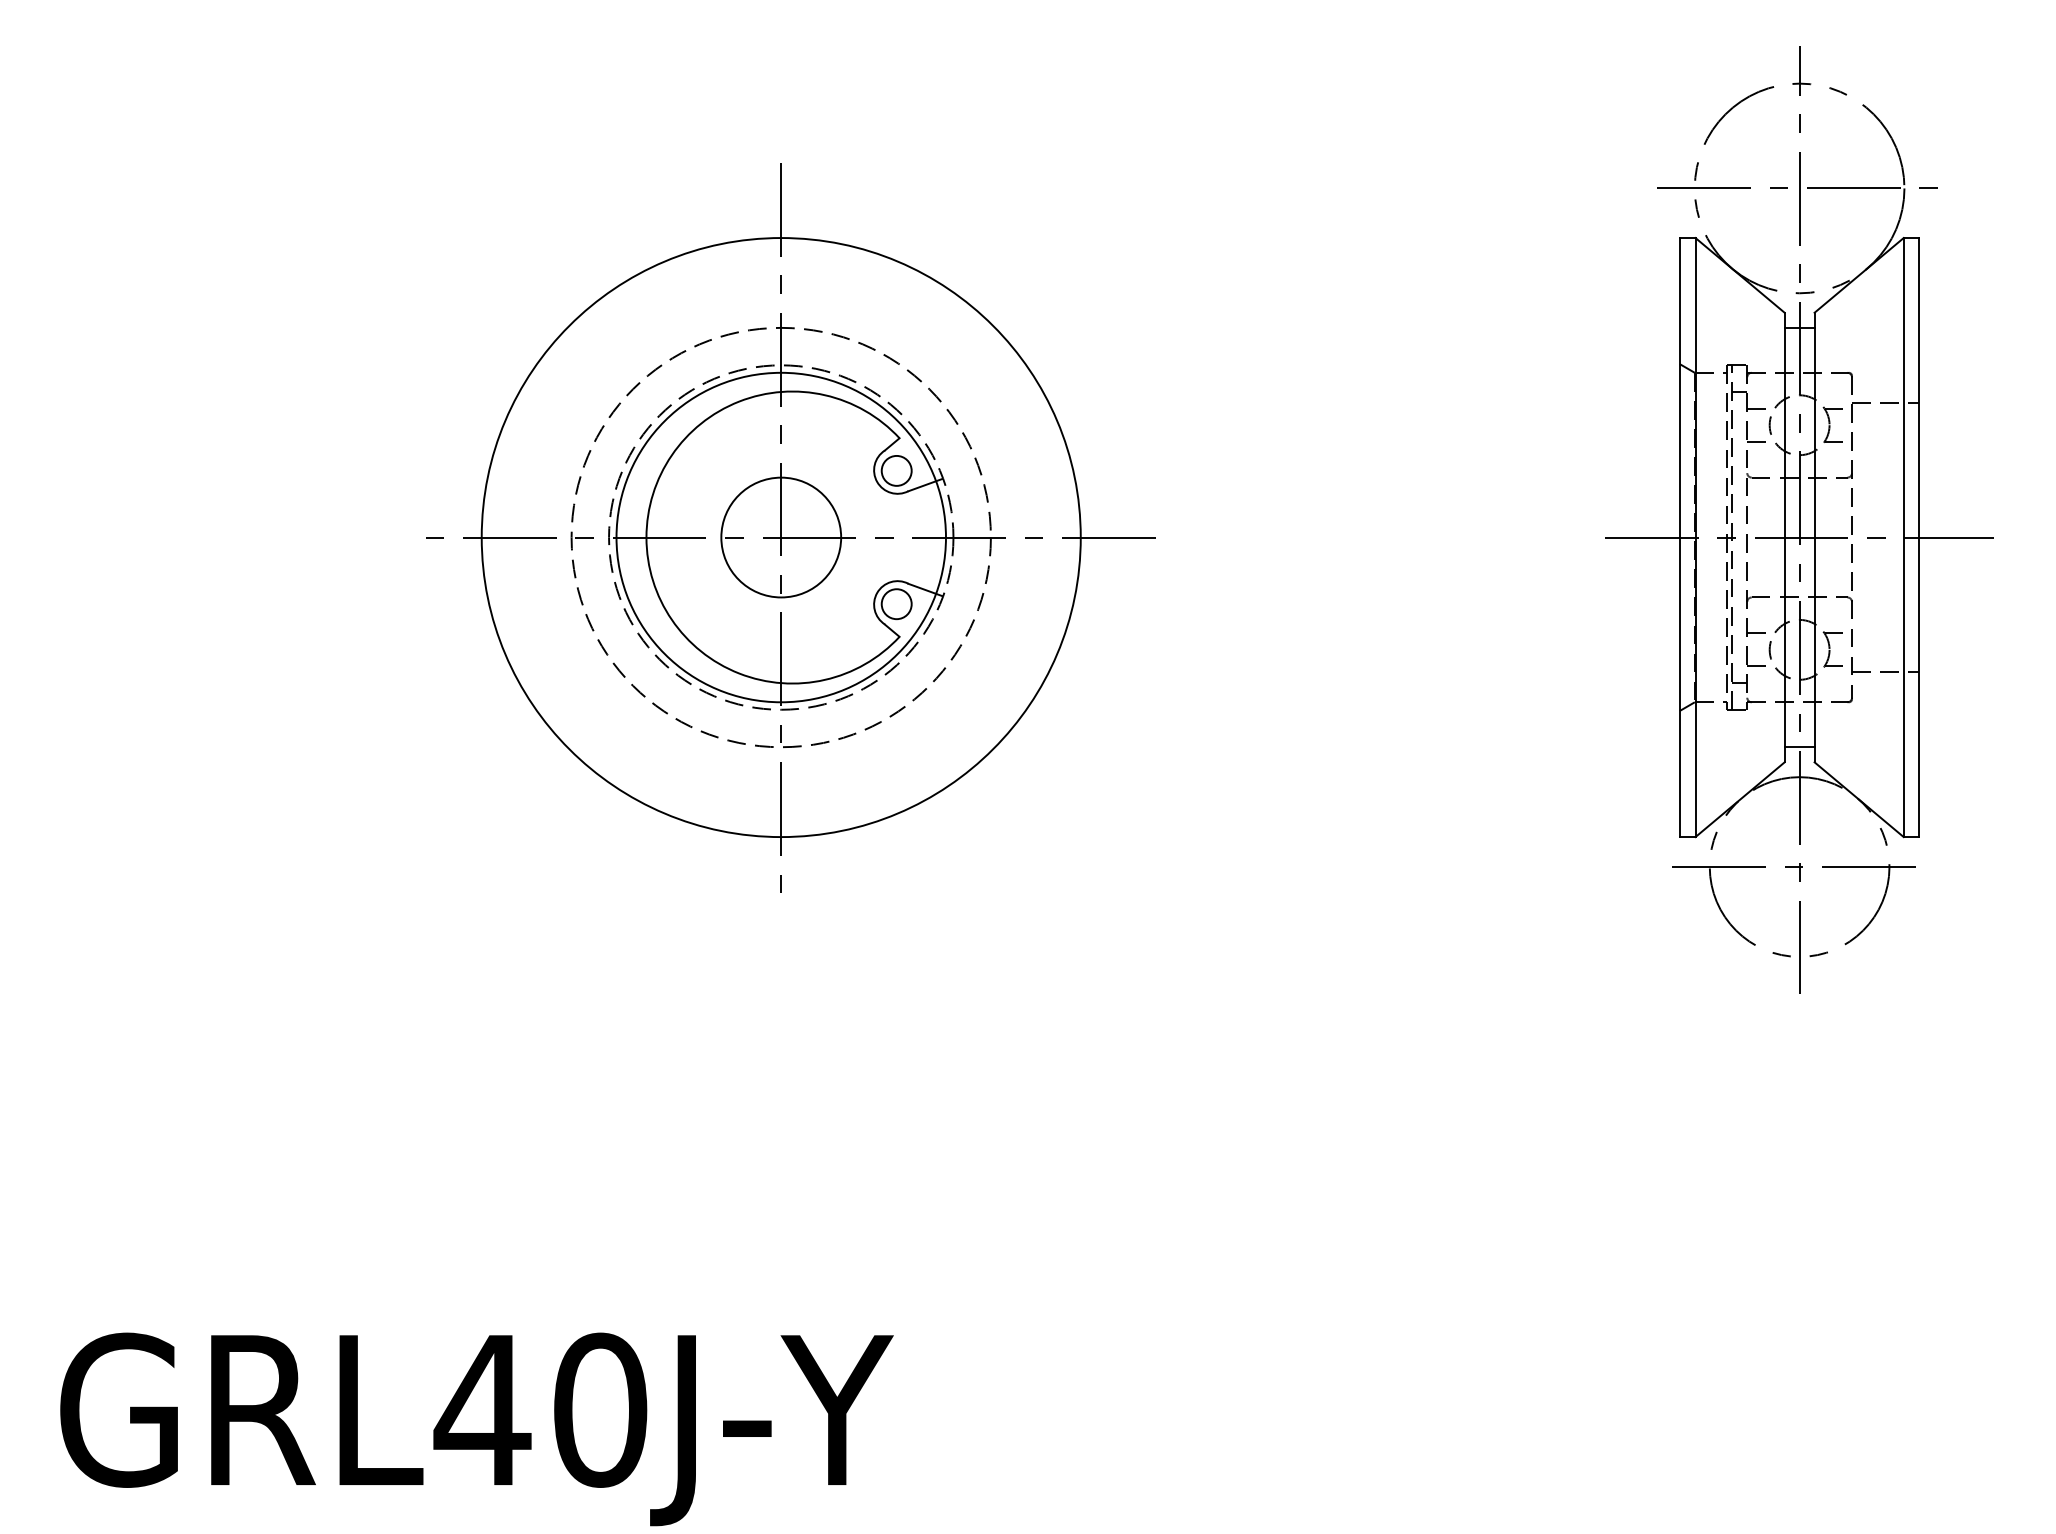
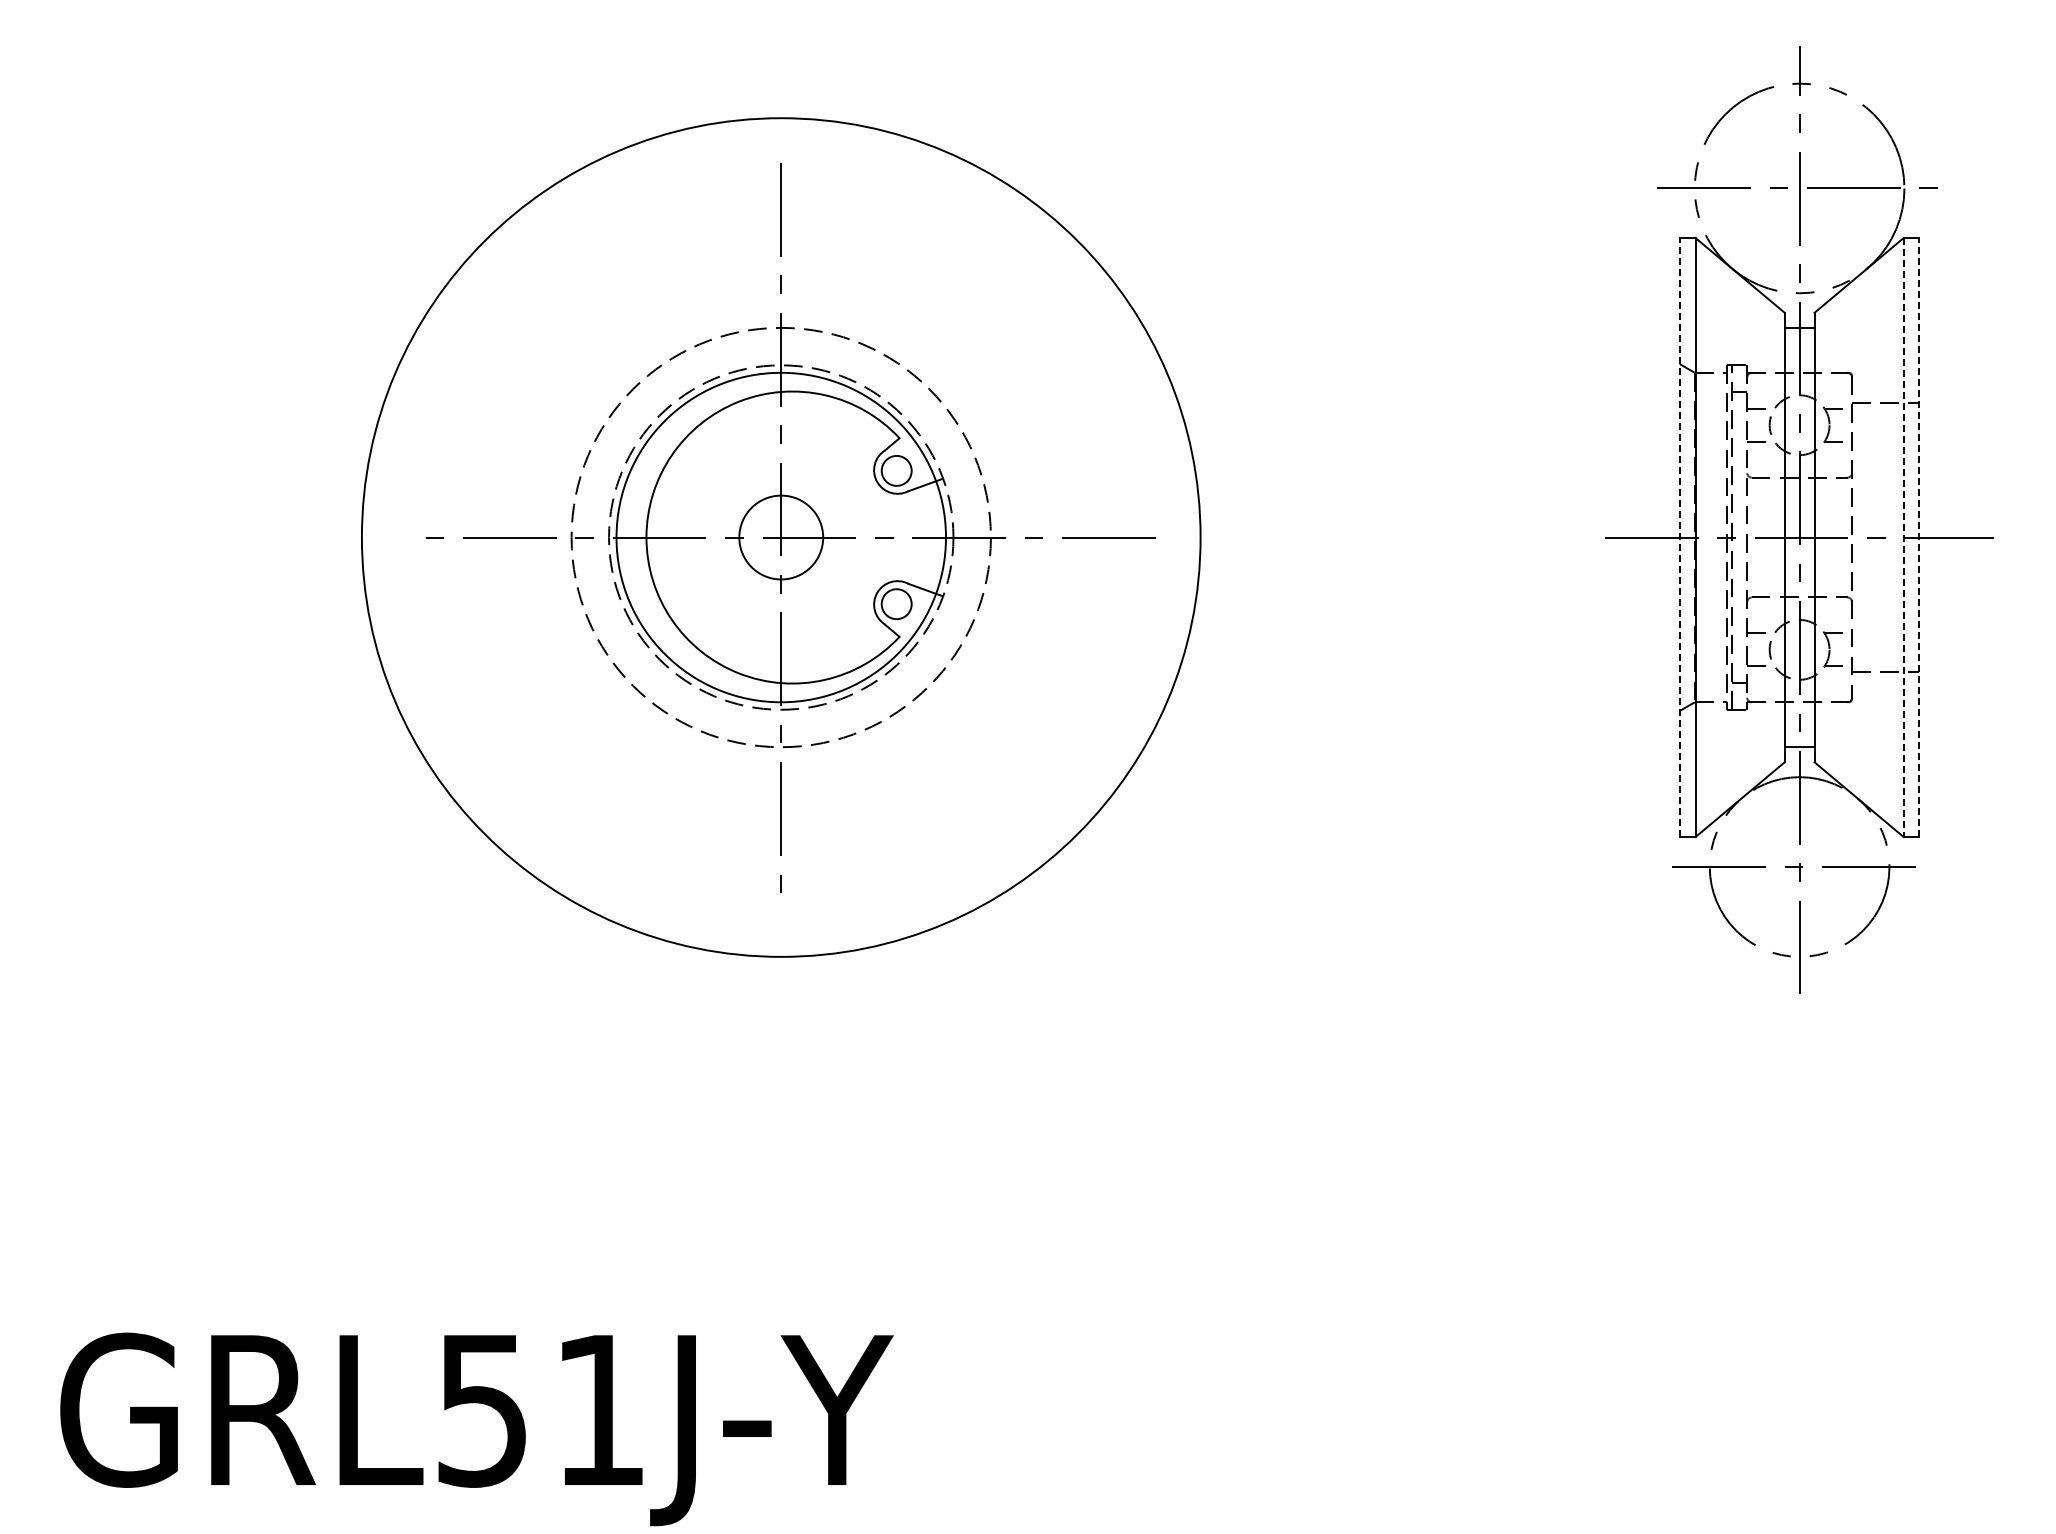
circle diameter: 599 px -> 839 px (780, 537)
circle diameter: 120 px -> 84 px (781, 537)
line: solid -> dashed (1679, 537)
line: solid -> dashed (1903, 537)
line: solid -> dashed (1919, 537)
text: GRL40J-Y -> GRL51J-Y (540, 1409)
